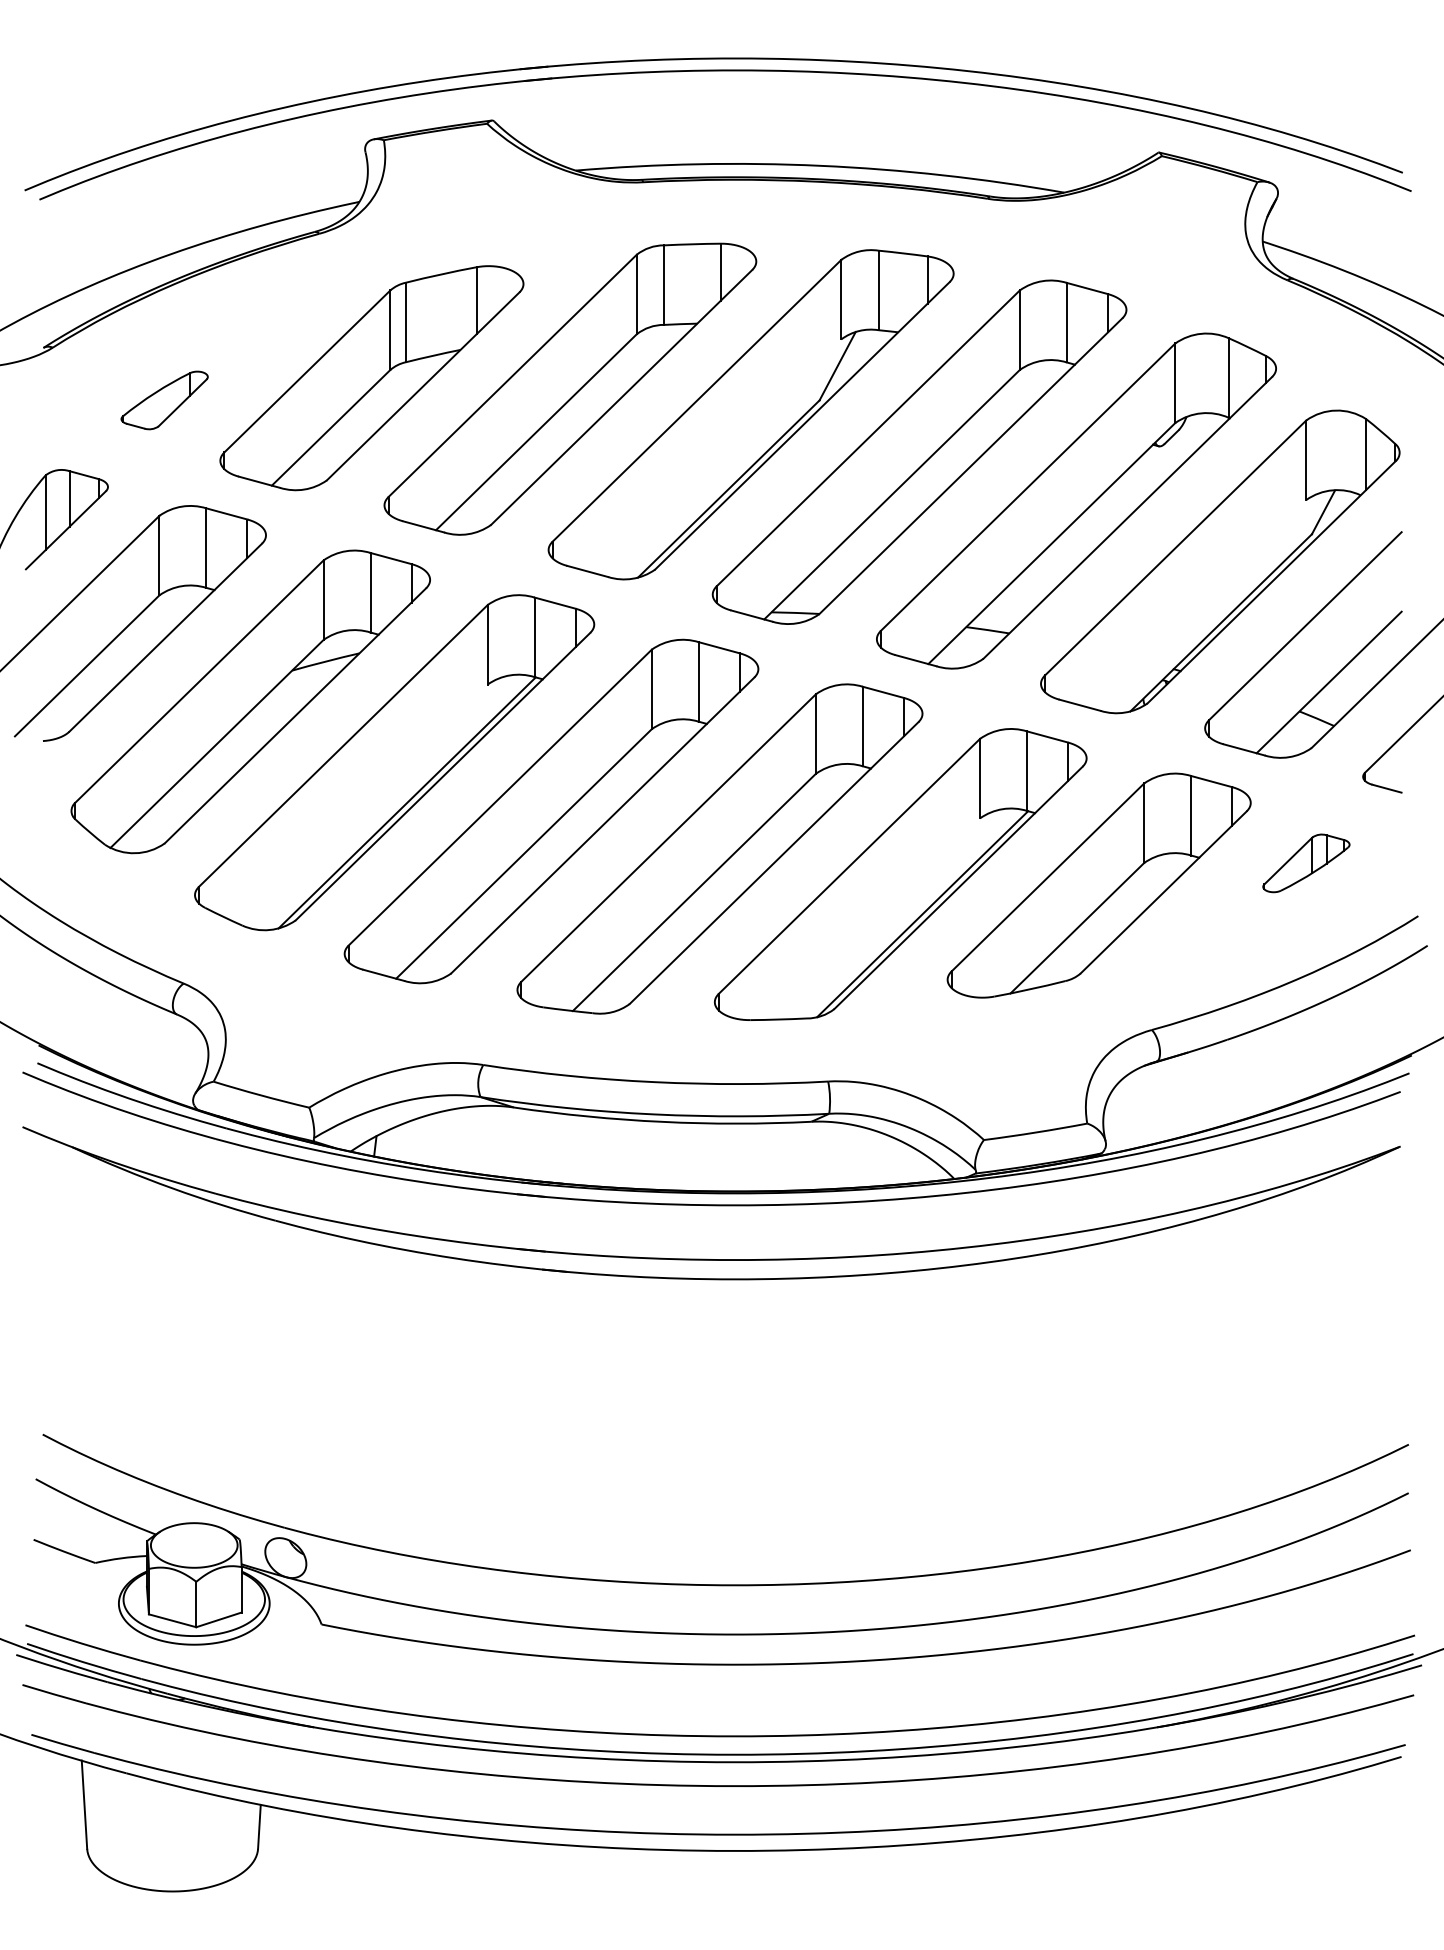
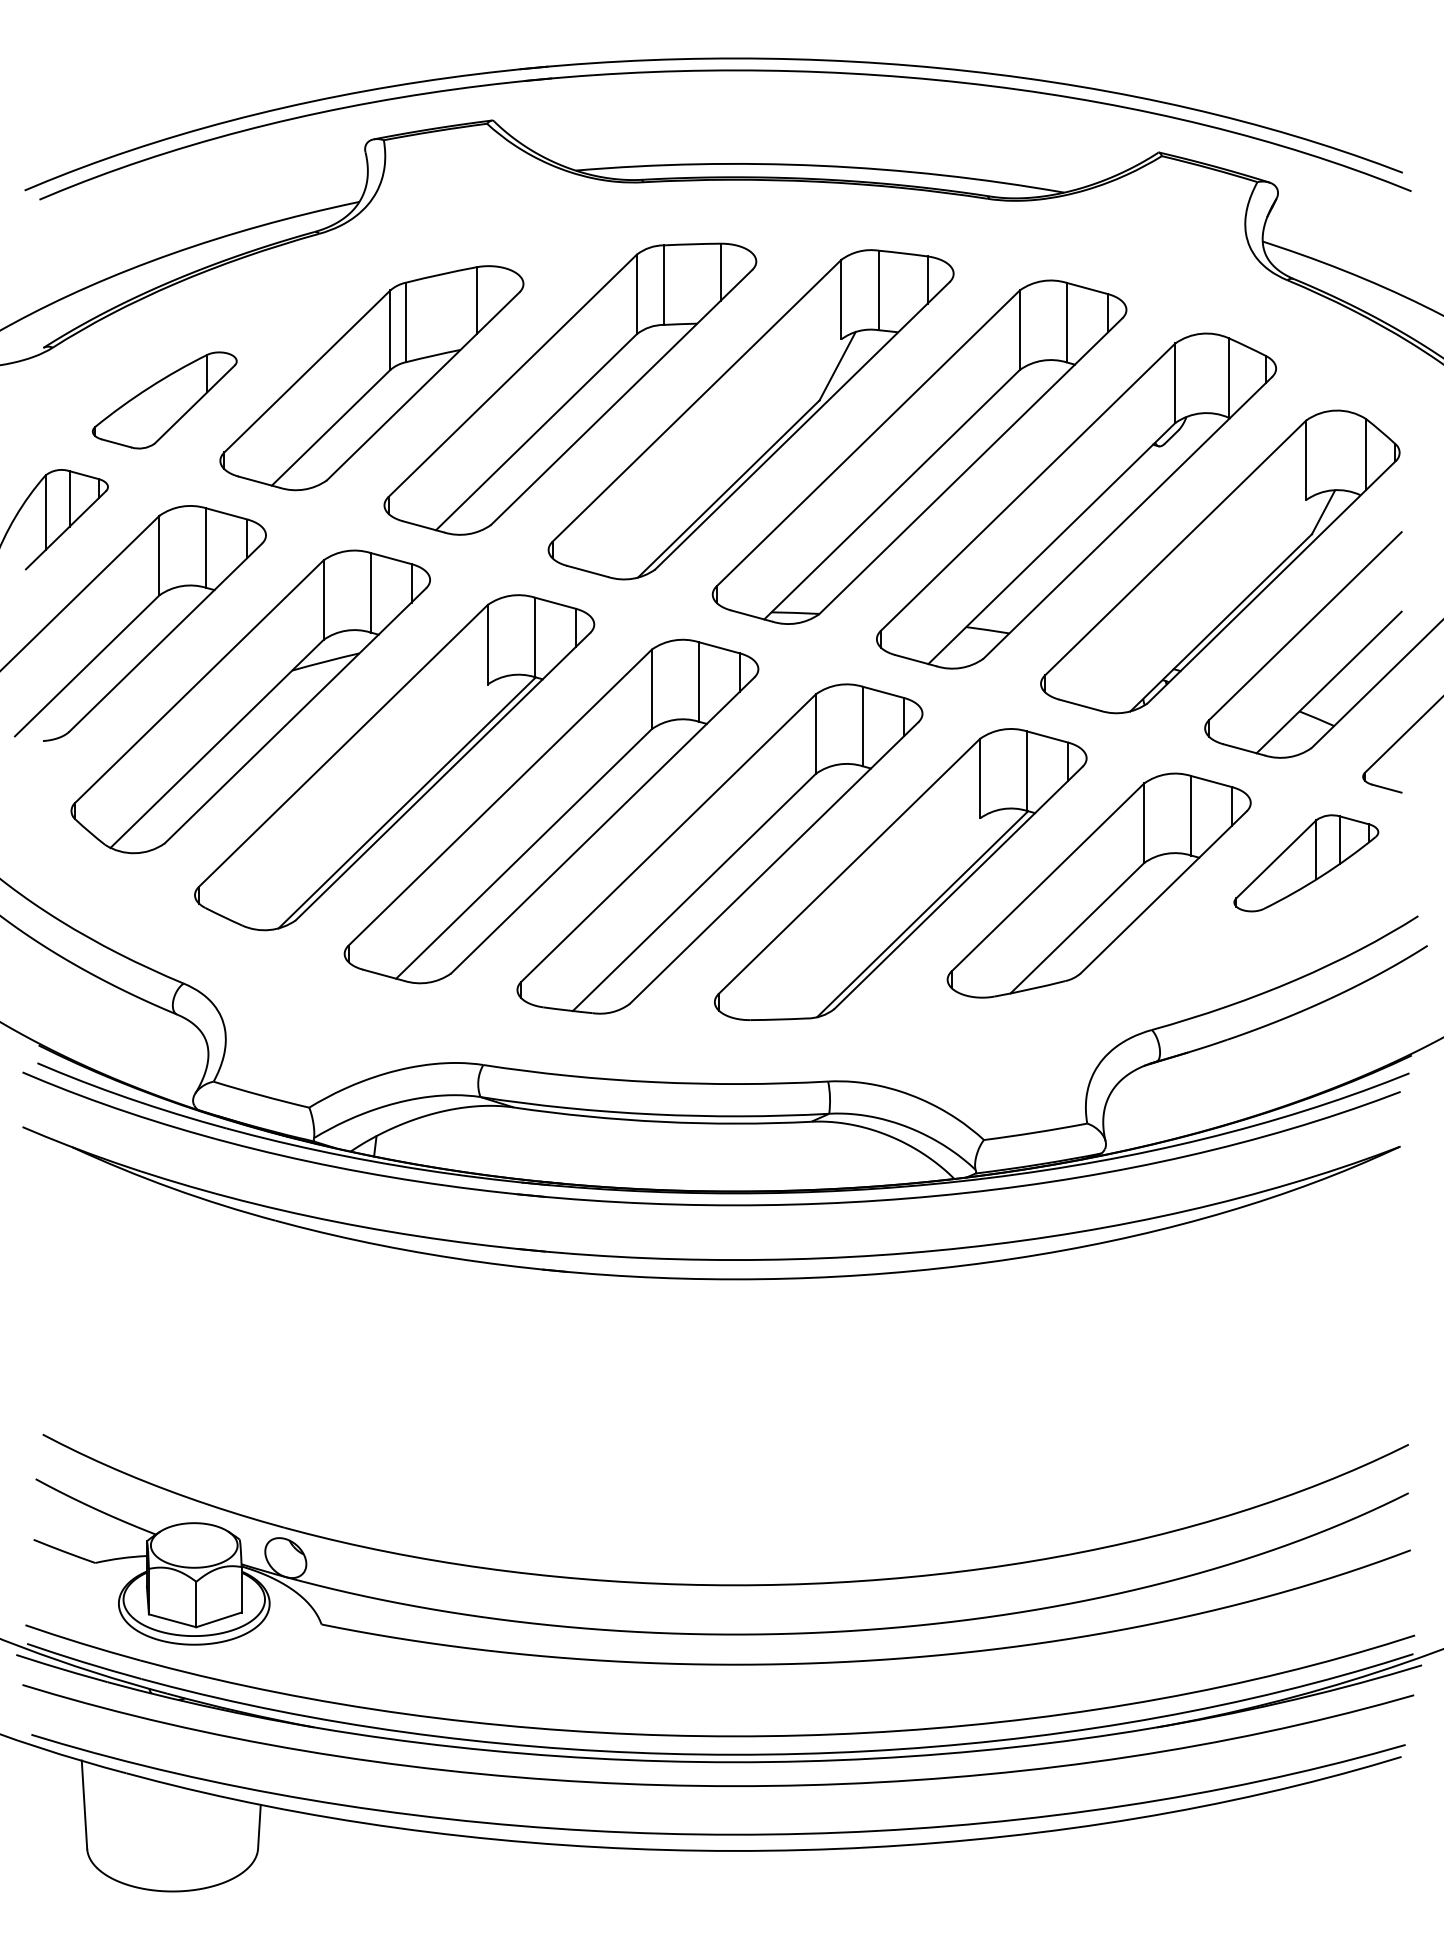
part size: 89x61 px -> 147x99 px (164, 400)
part size: 89x61 px -> 147x99 px (1306, 863)
